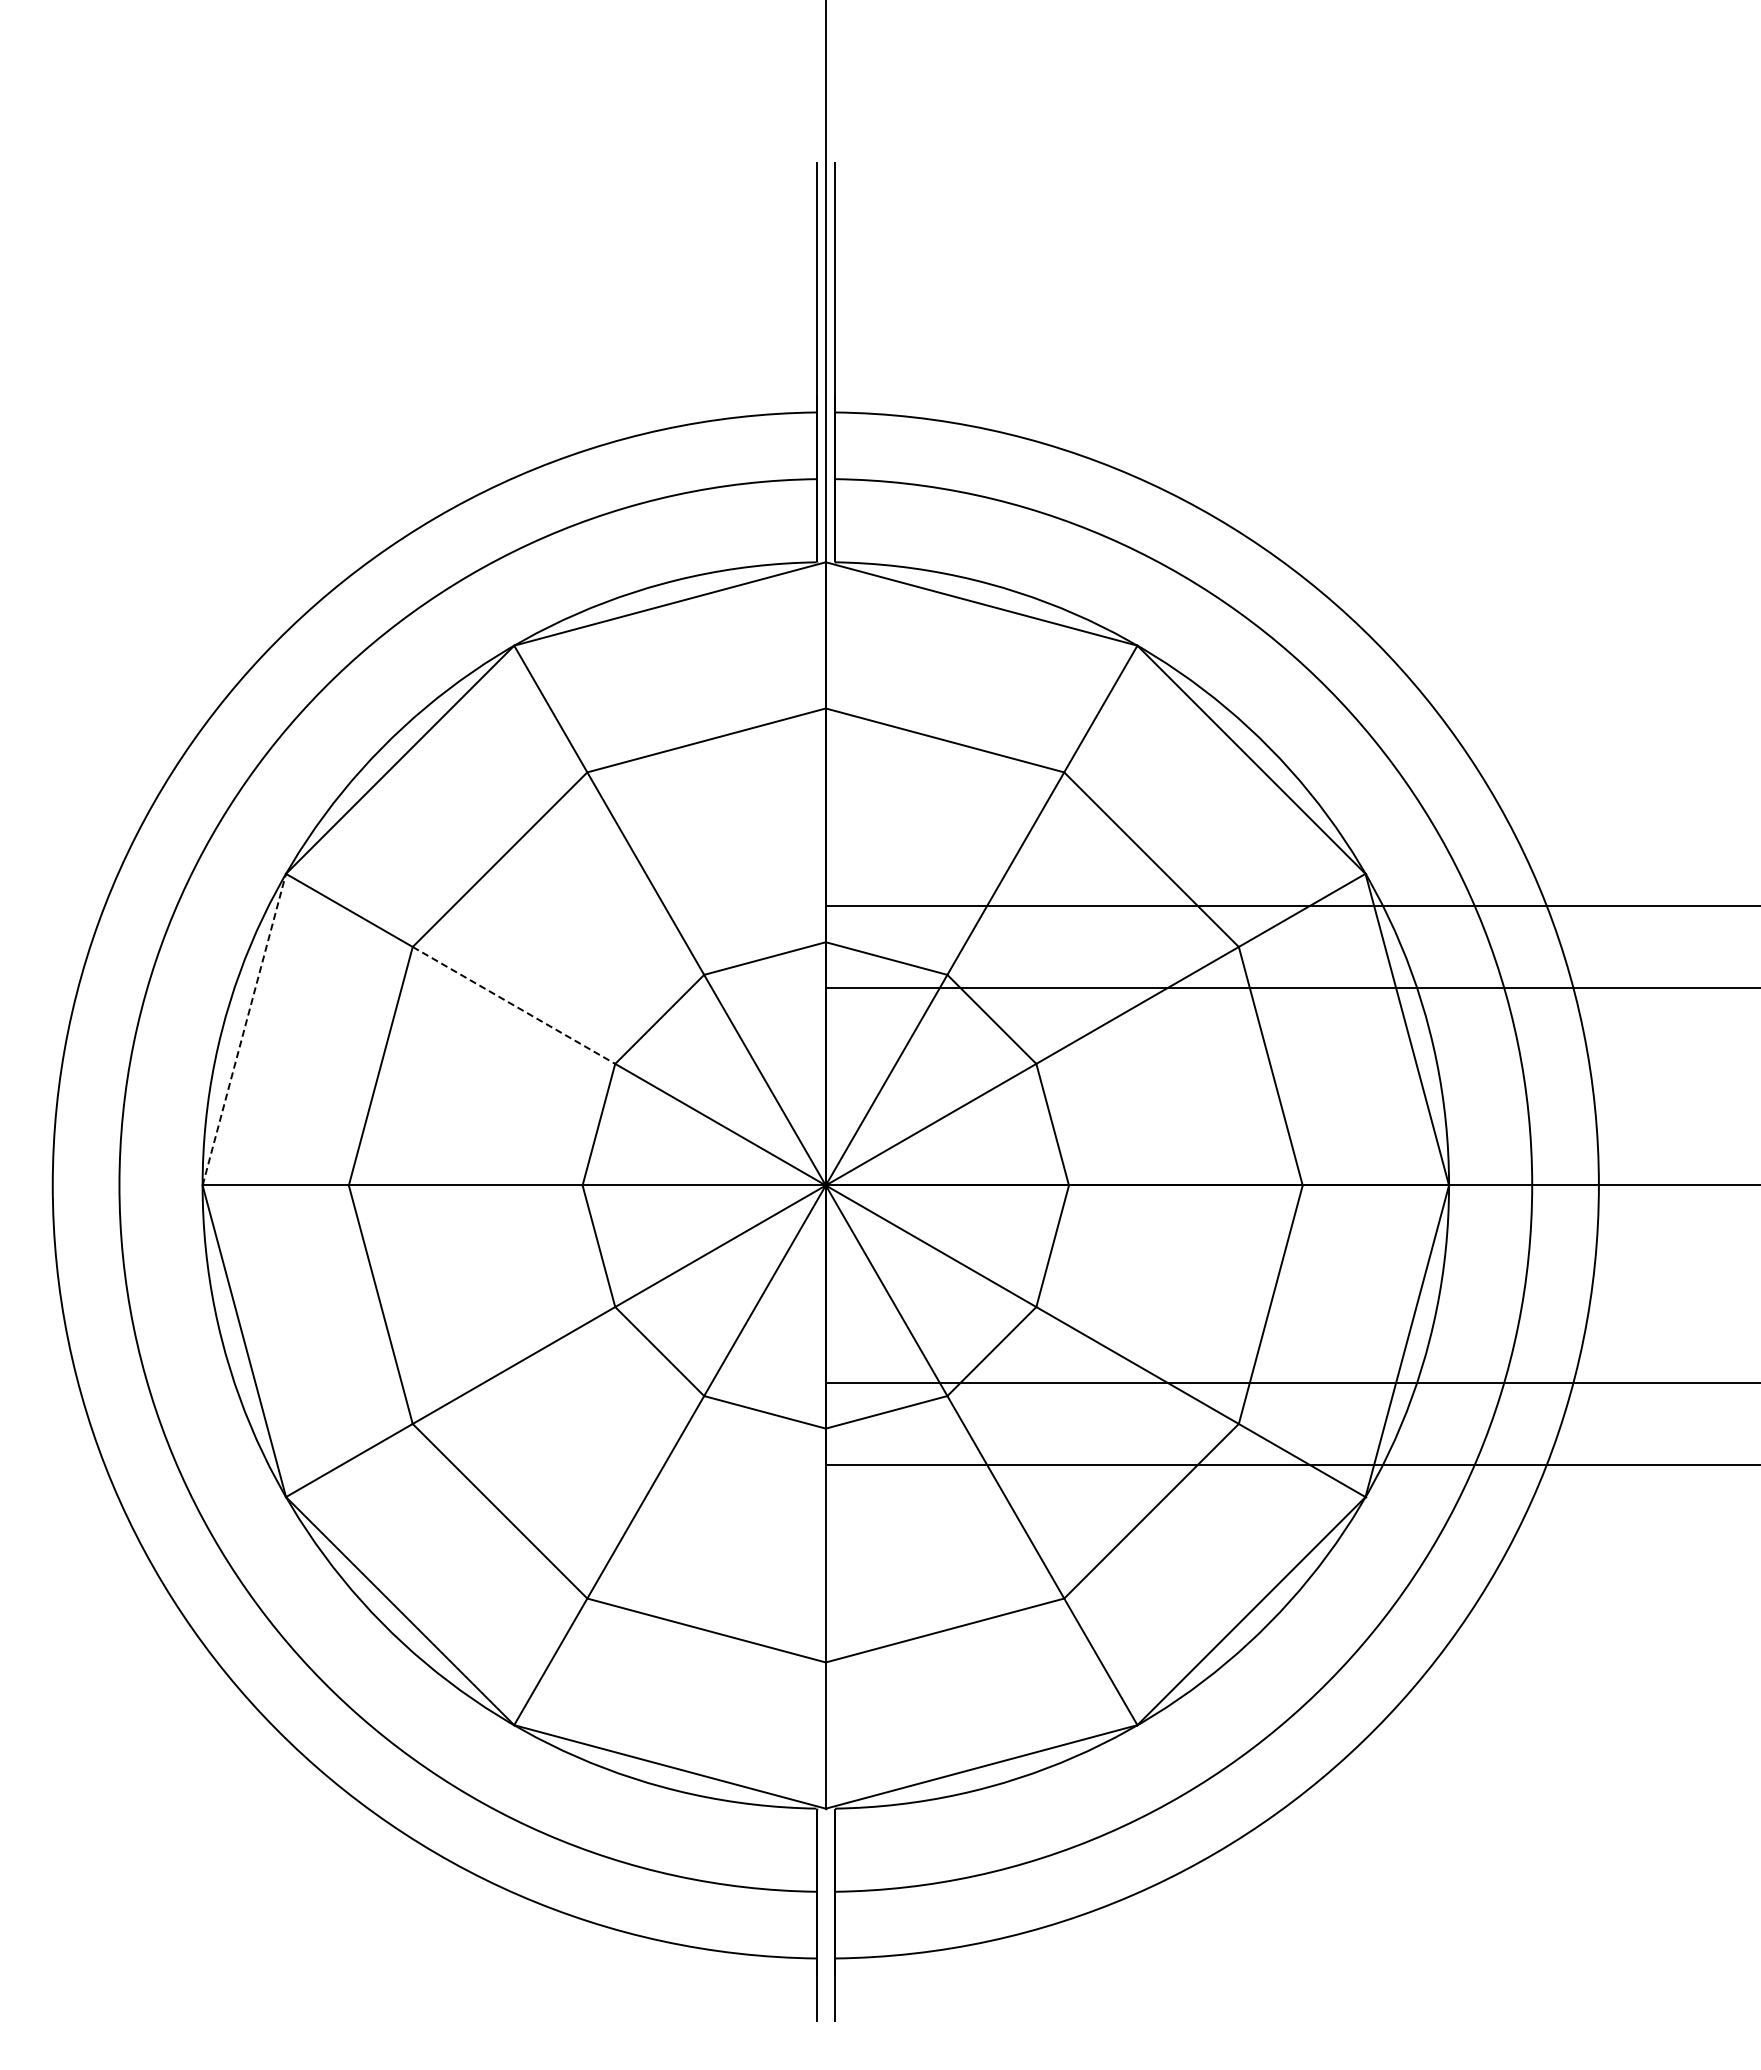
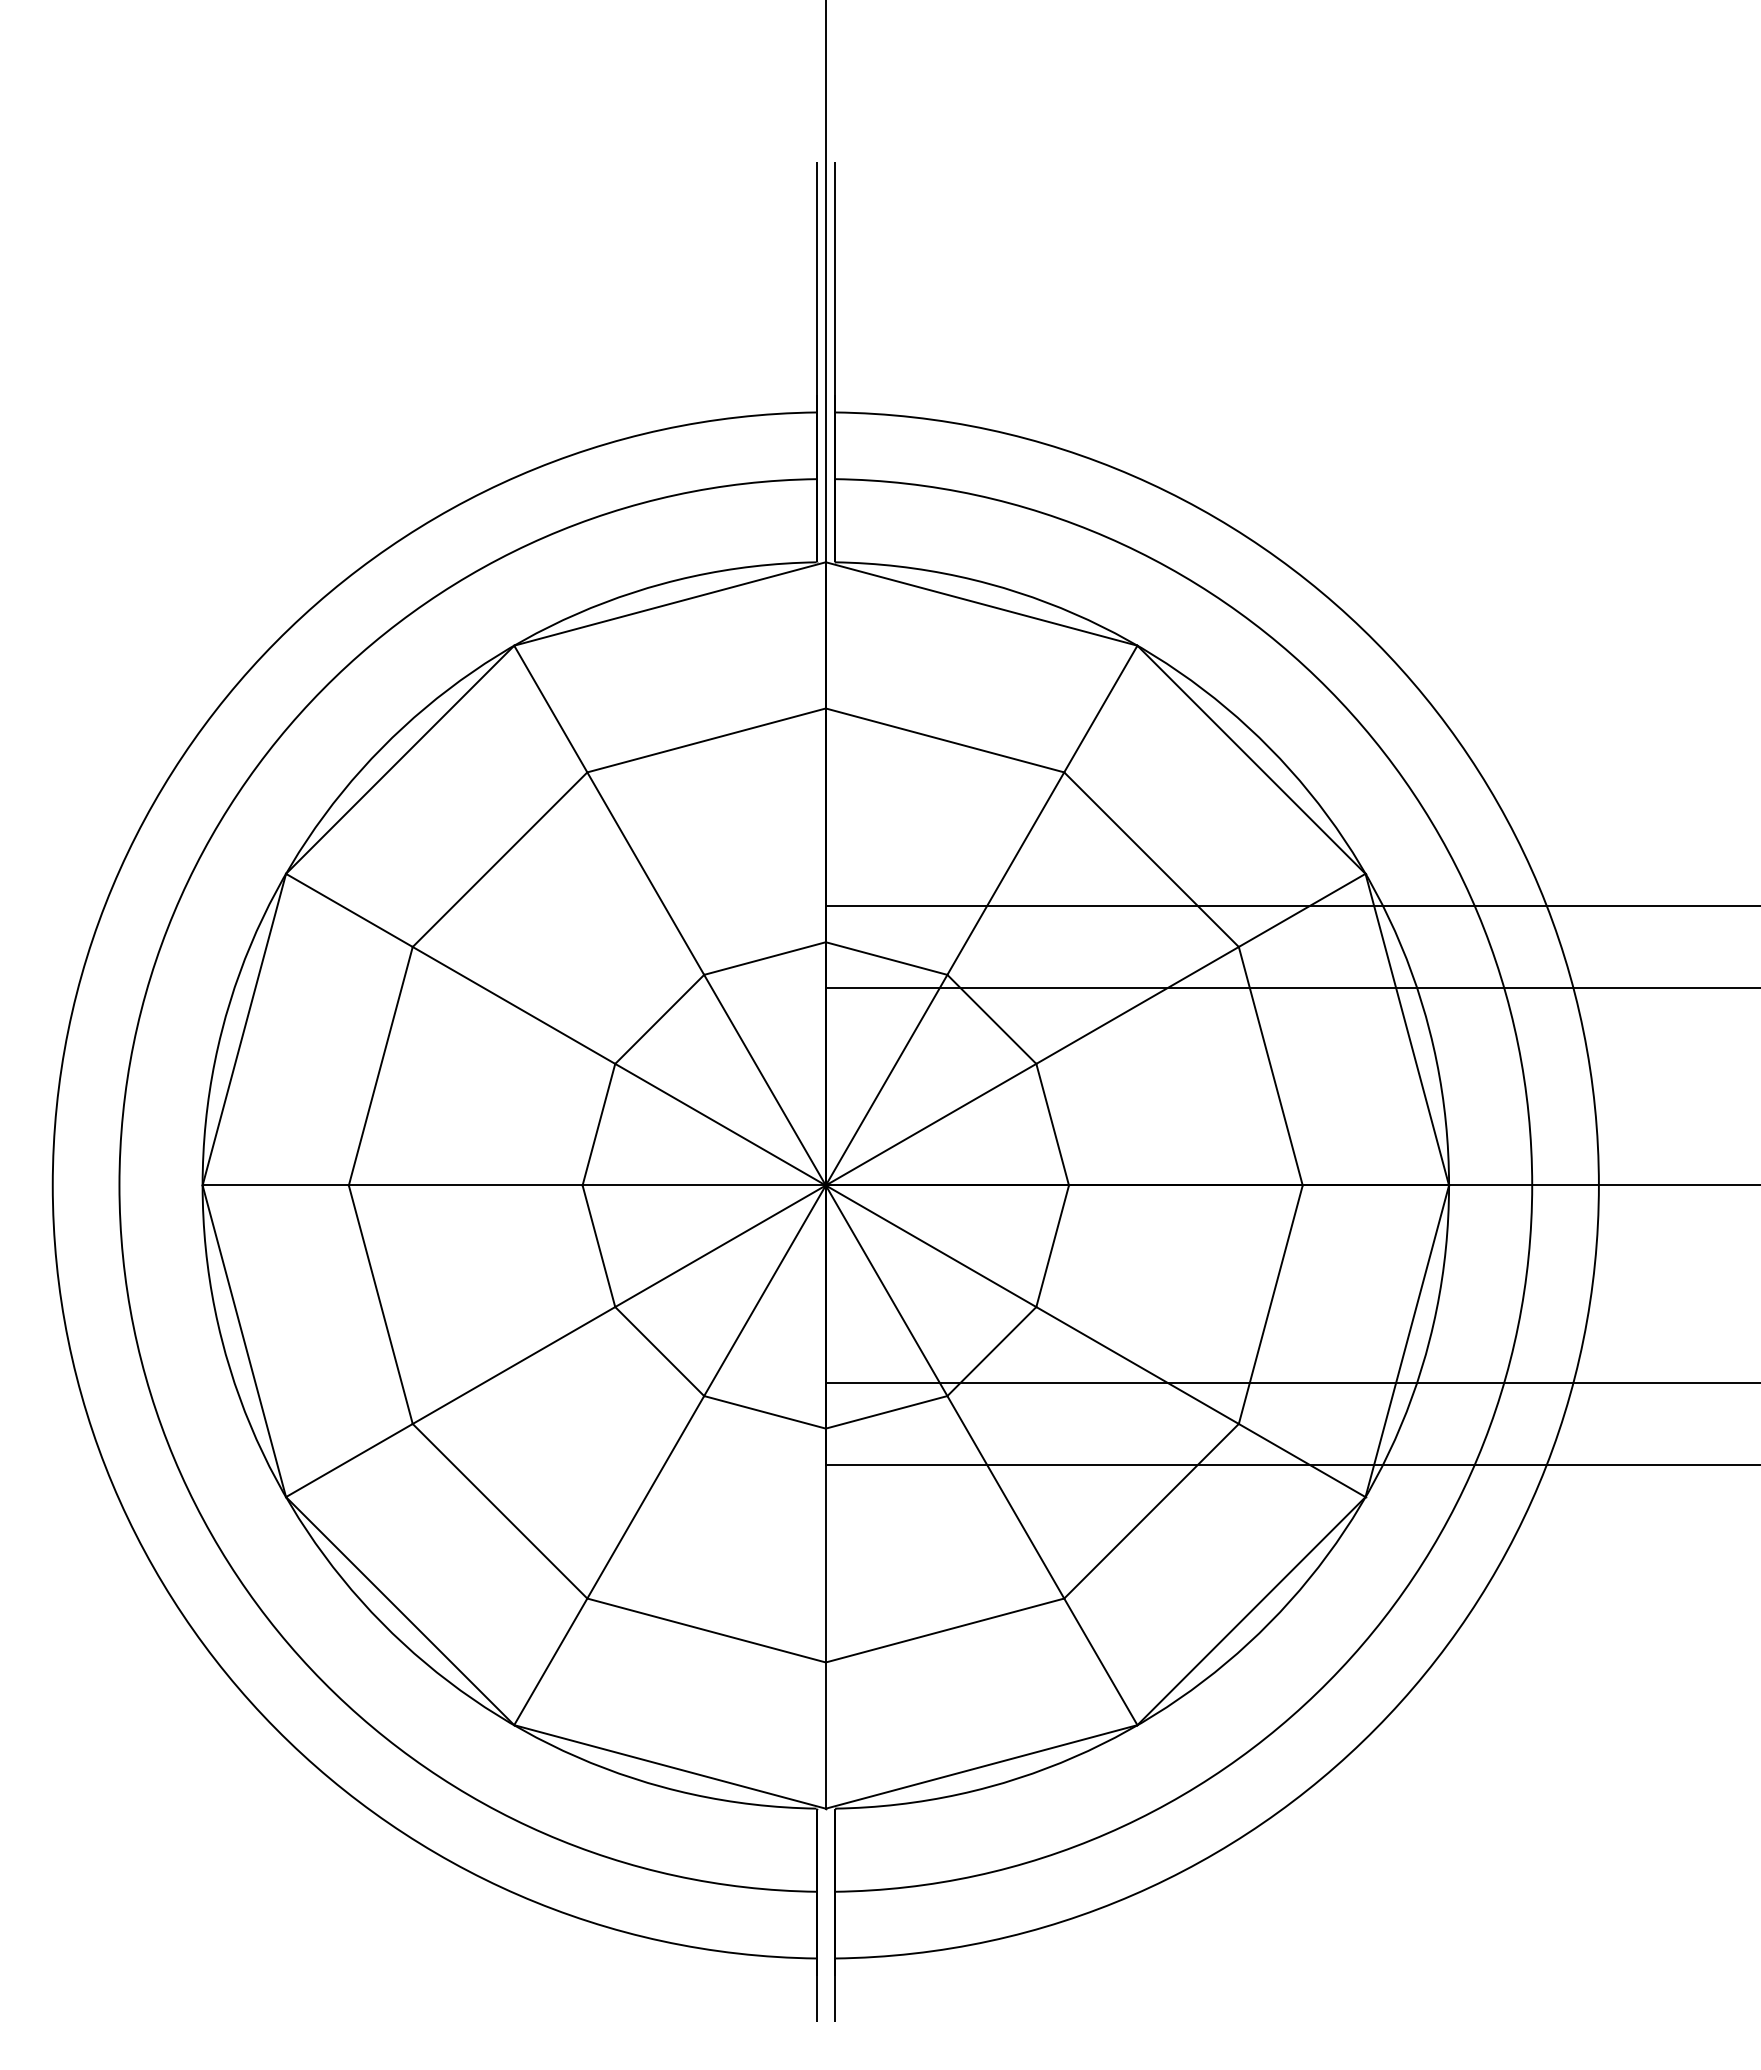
line: dashed -> solid (514, 1005)
line: dashed -> solid (244, 1029)
